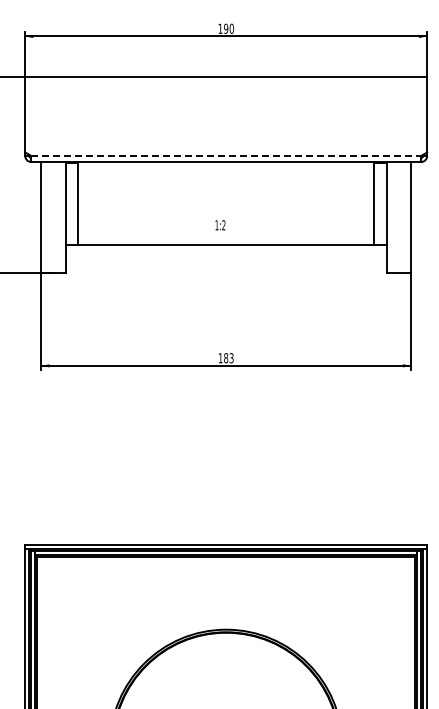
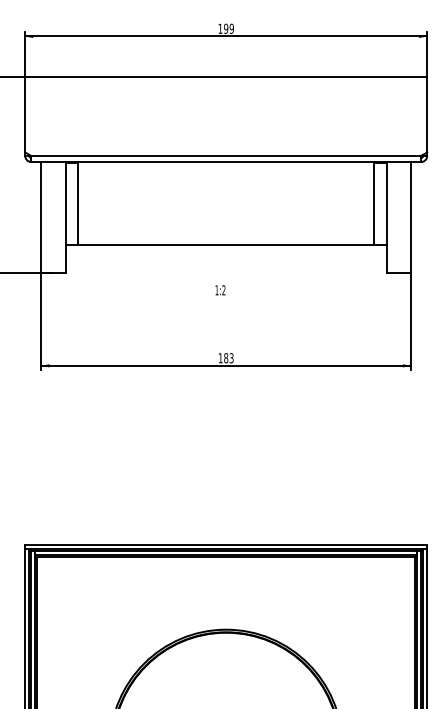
text: 190 -> 199 (231, 28)
line: dashed -> solid (226, 155)
text position: (220, 225) -> (220, 290) (220, 290)
